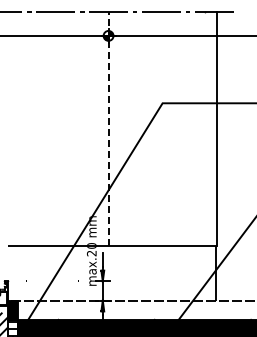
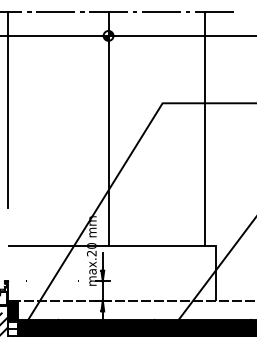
line: none -> present (8, 109)
line: dashed -> solid (108, 128)
line position: (216, 128) -> (204, 128) (204, 128)
